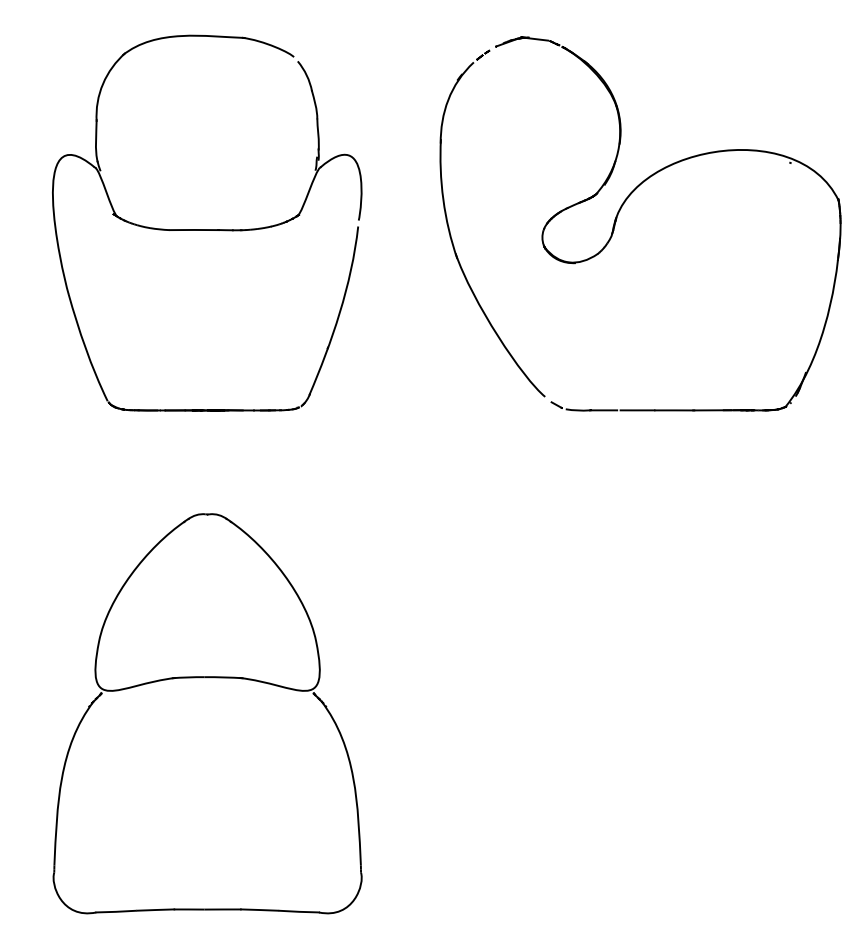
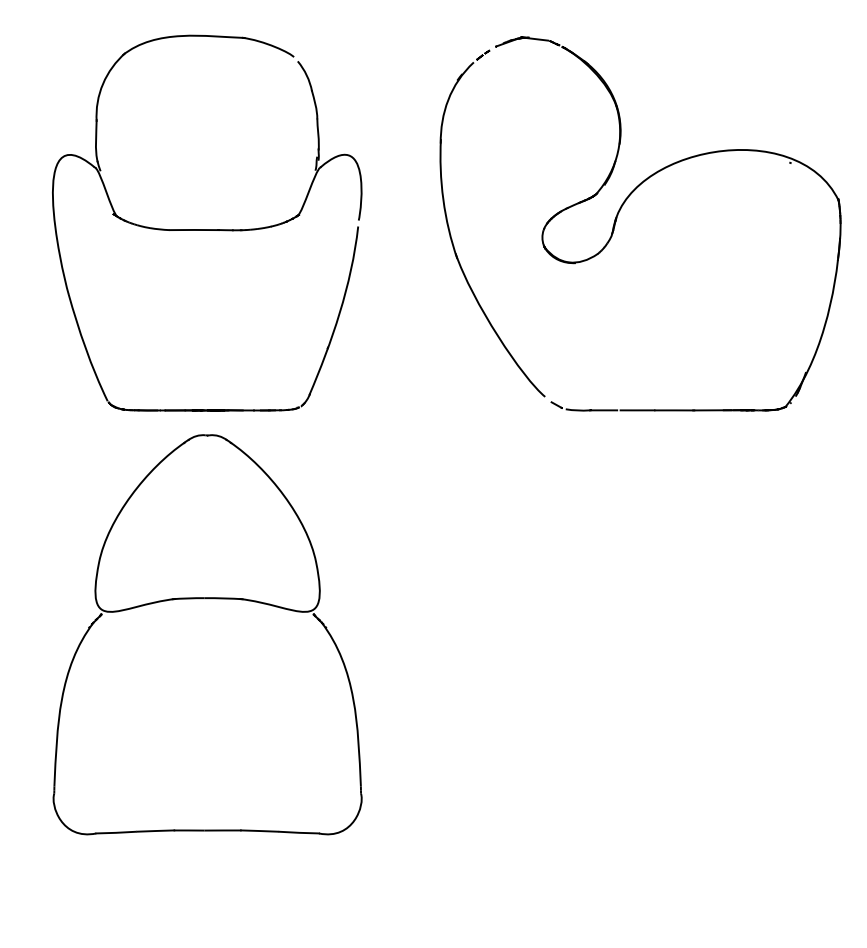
part position: (207, 678) -> (207, 599) (207, 599)
